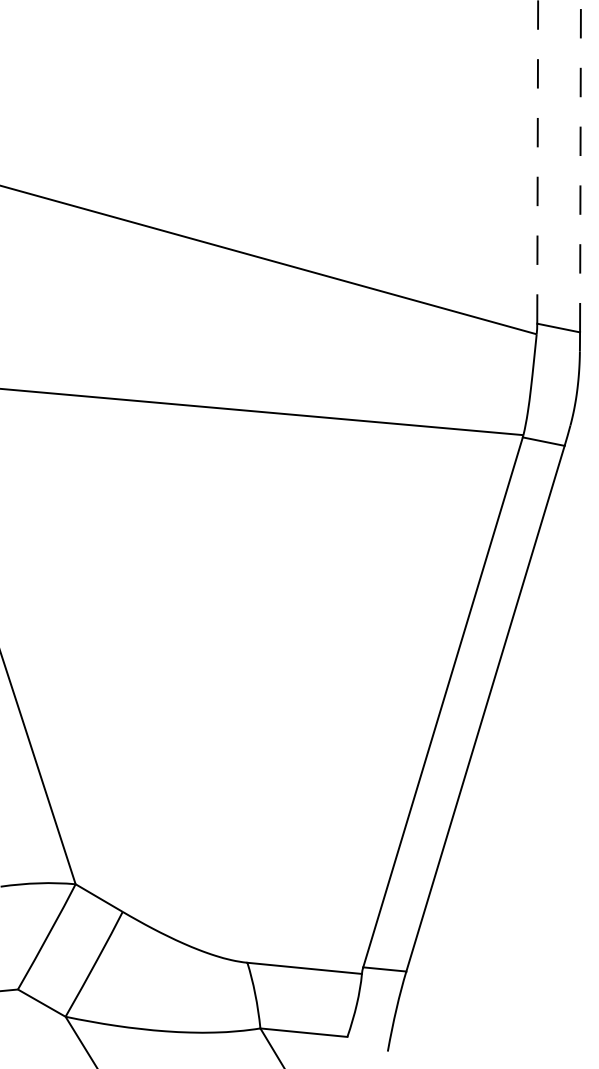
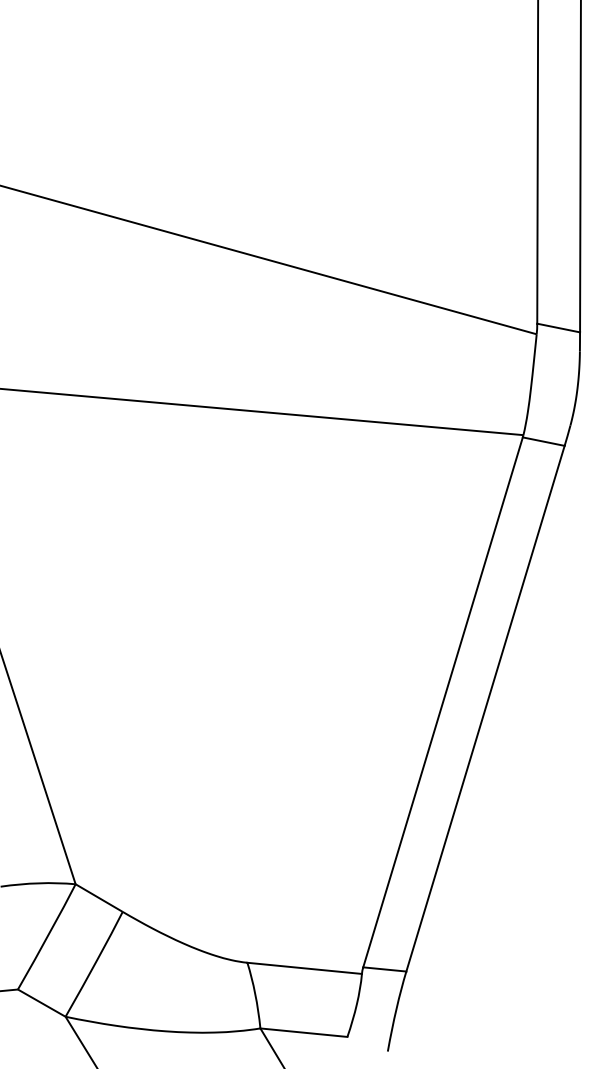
line: dashed -> solid (537, 161)
line: dashed -> solid (580, 165)
